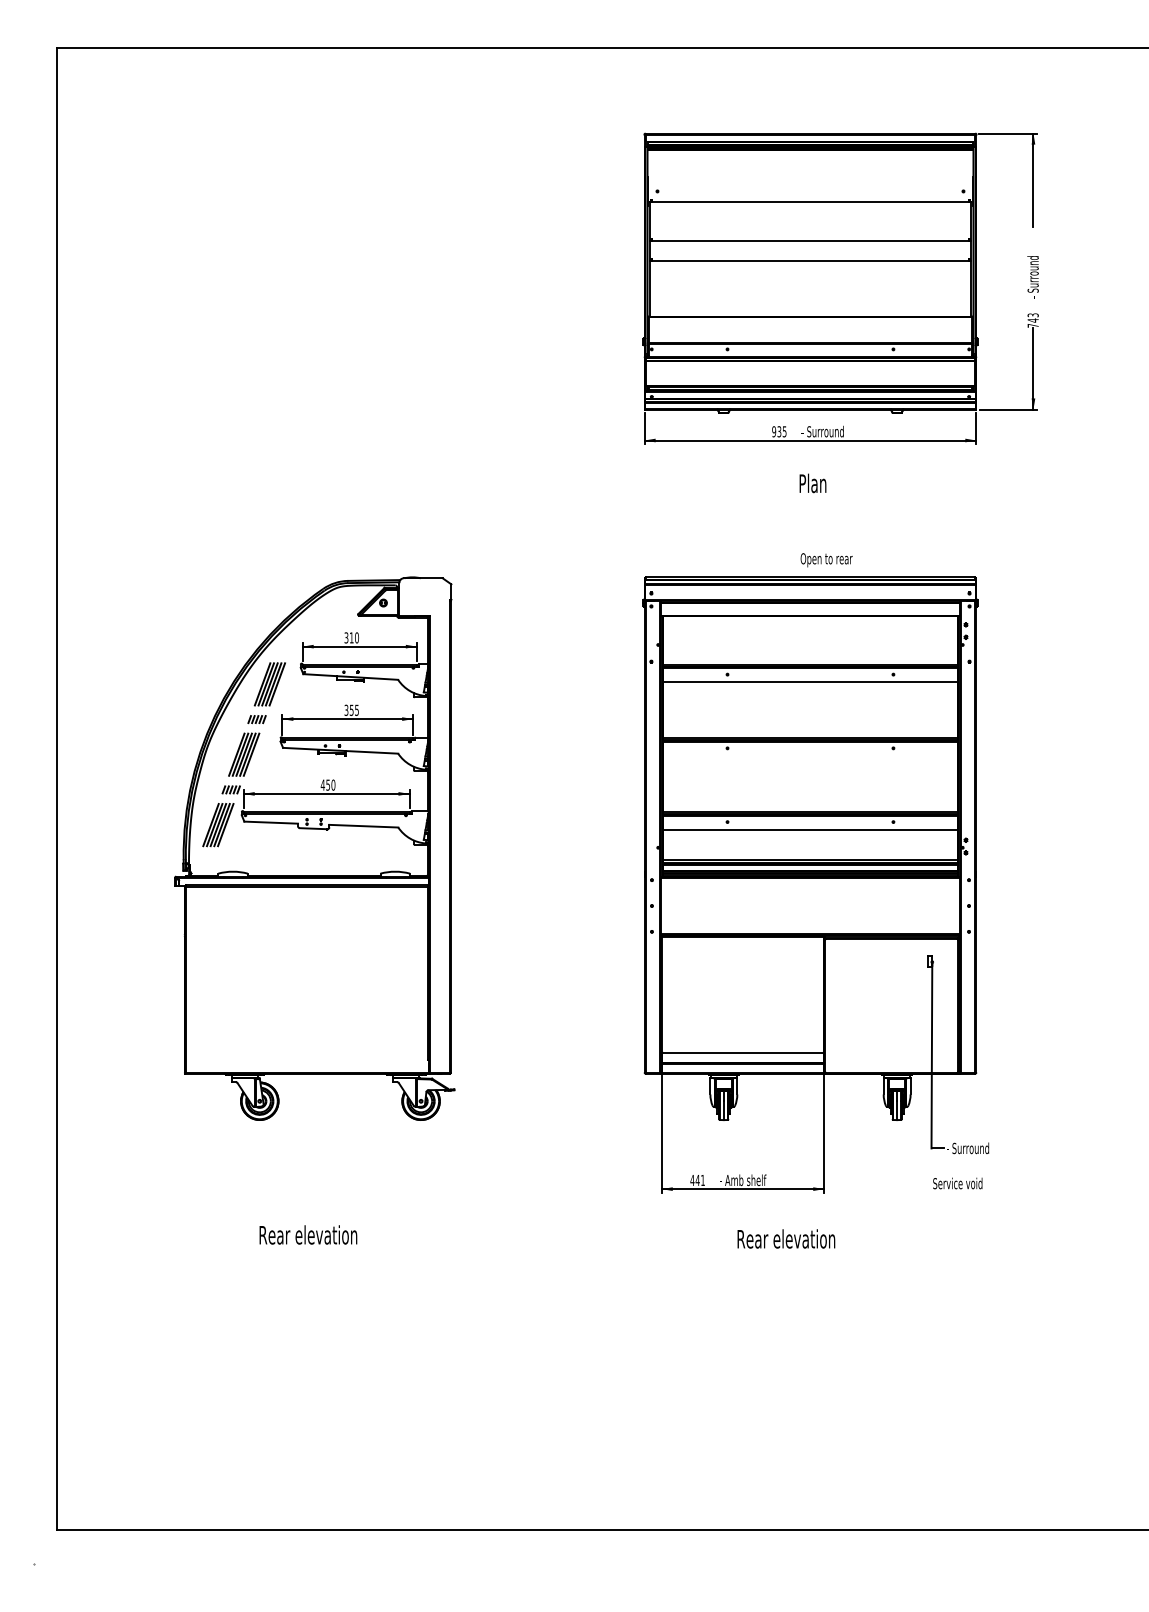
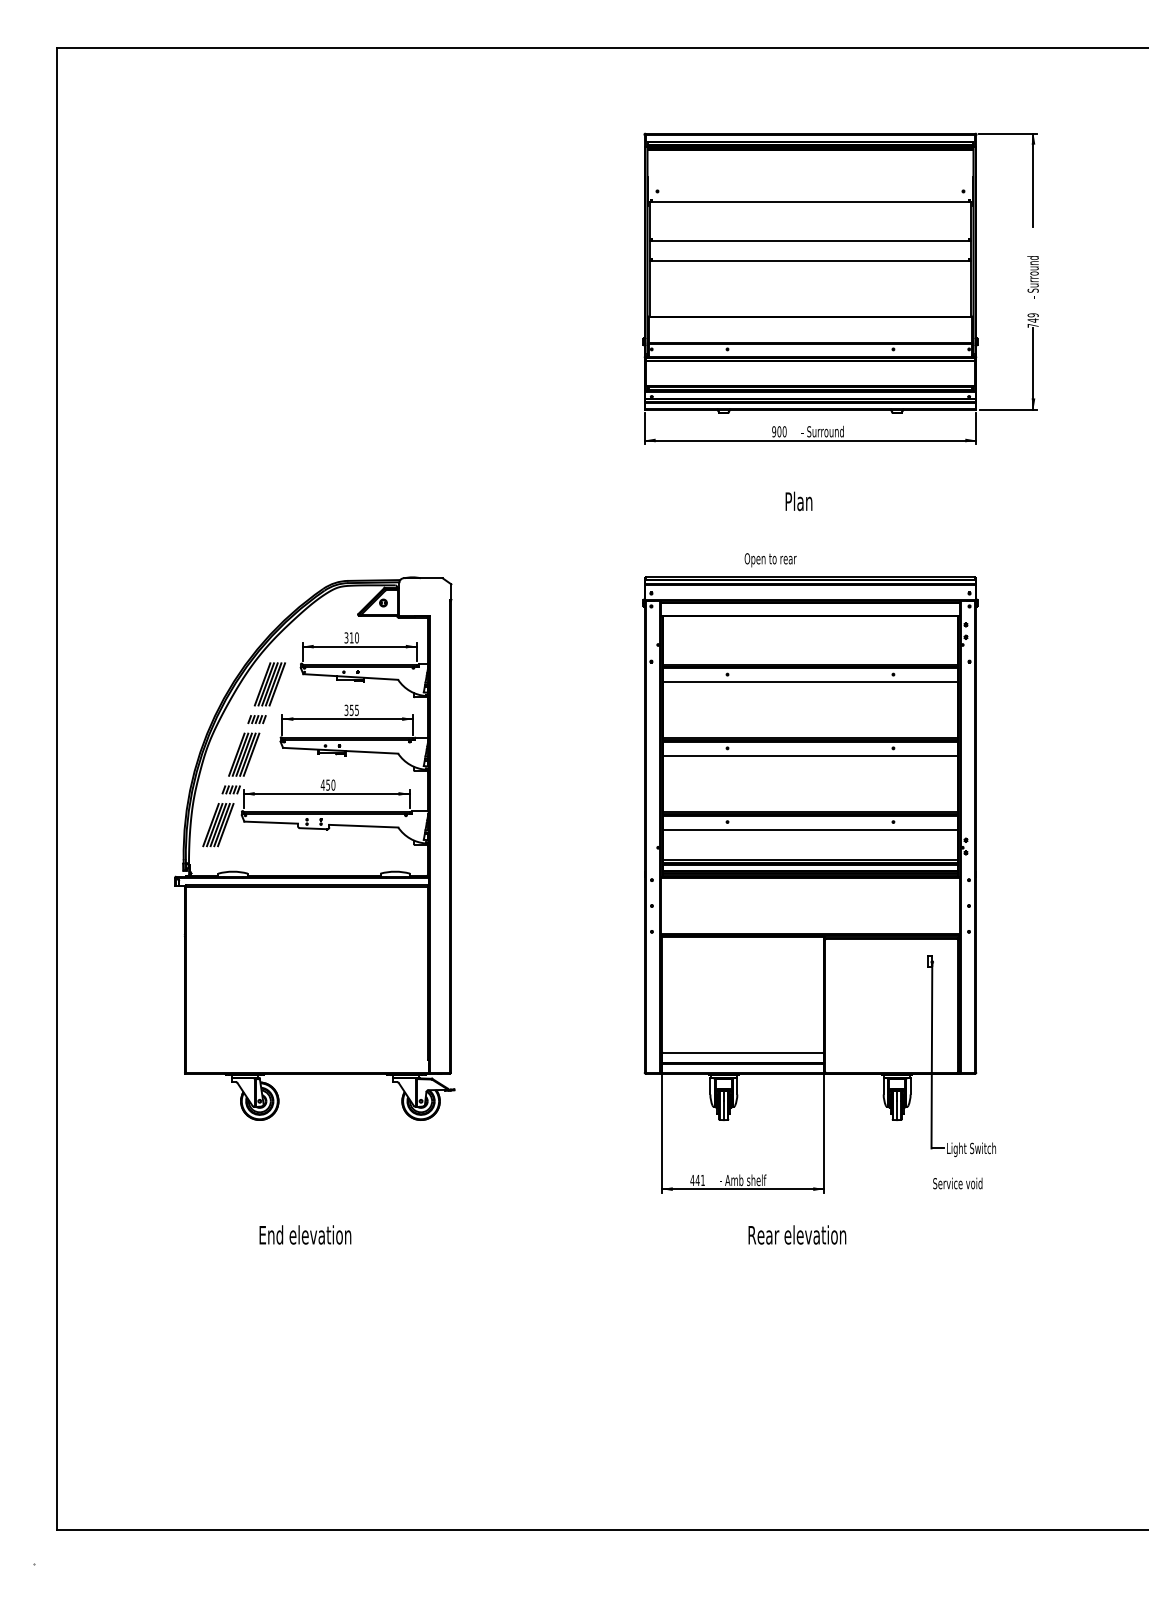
text: 743 -> 749 (1032, 315)
text: 935 -> 900 (781, 431)
text position: (812, 483) -> (798, 501) (798, 501)
text position: (826, 560) -> (770, 560) (770, 560)
line: none -> present (810, 755)
text: - Surround -> Light Switch (971, 1149)
text: Rear elevation -> End elevation (309, 1234)
text position: (786, 1238) -> (797, 1234) (797, 1234)
